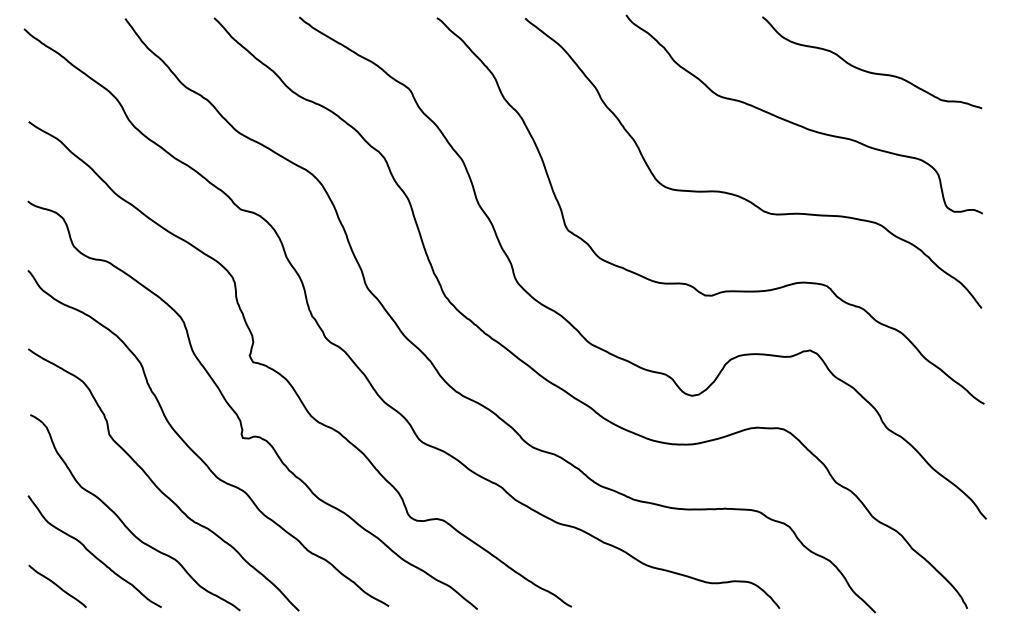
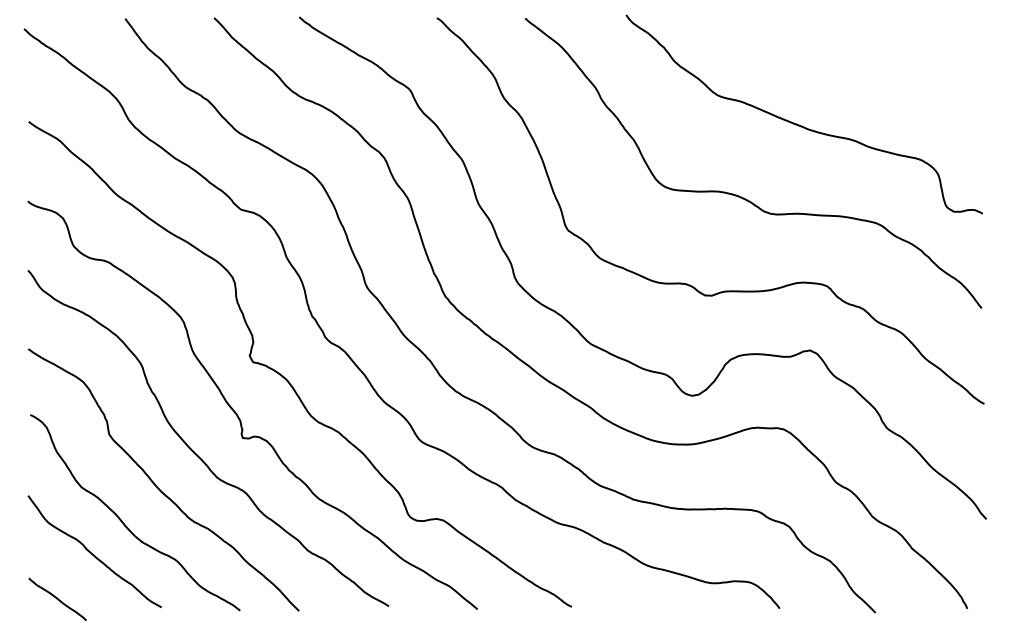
curve: present -> none (870, 71)
curve position: (57, 585) -> (57, 598) (57, 598)
